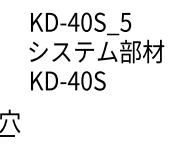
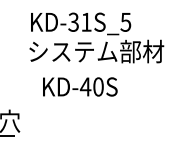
text: KD-40S_5 -> KD-31S_5 (79, 21)
text position: (68, 80) -> (80, 86) (80, 86)
